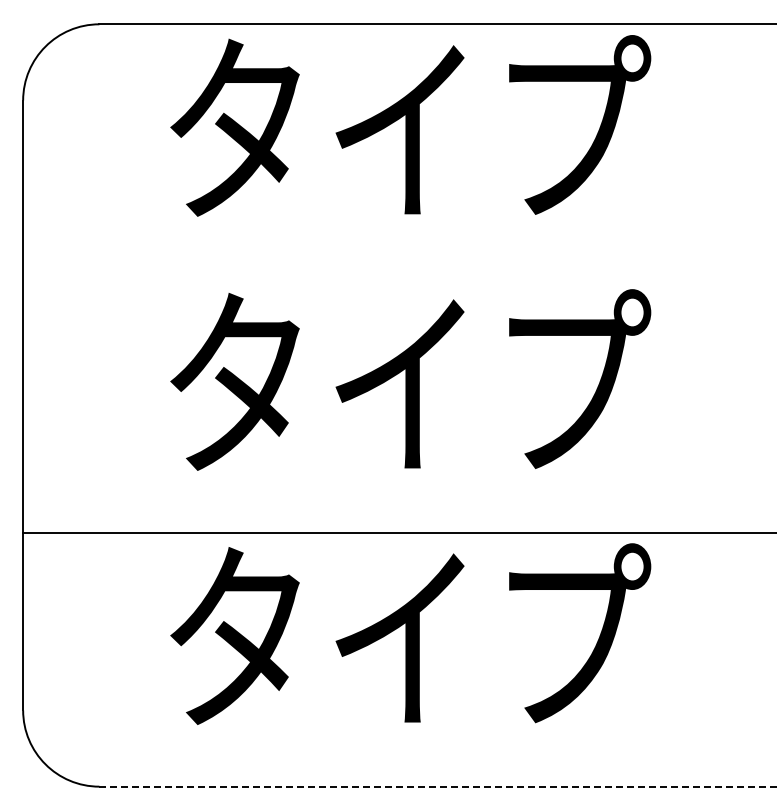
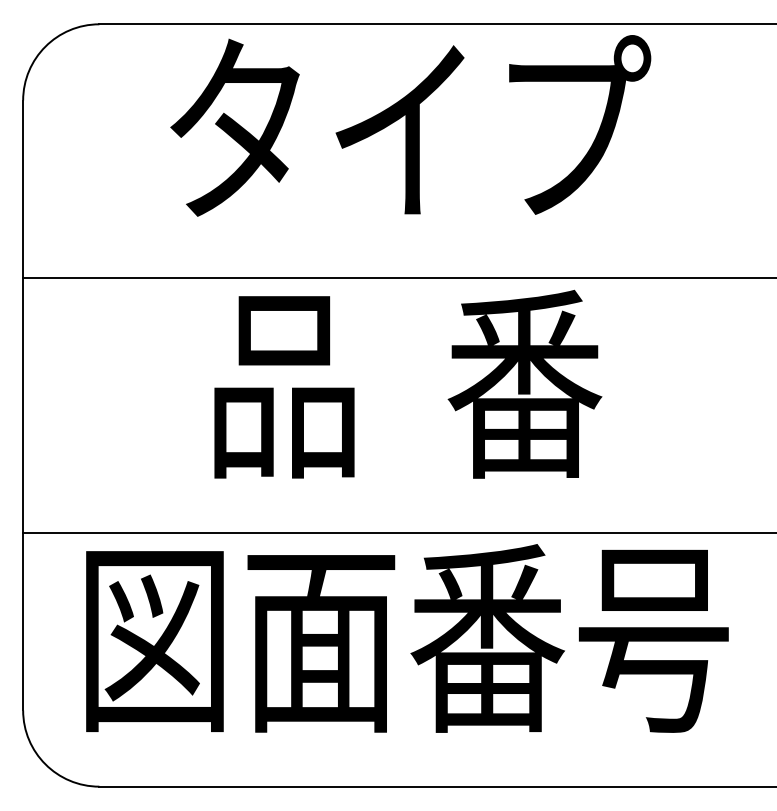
line: none -> present (398, 278)
text: タイプ -> 品  番 (410, 383)
text: タイプ -> 図面番号 (407, 637)
line: dashed -> solid (438, 786)
